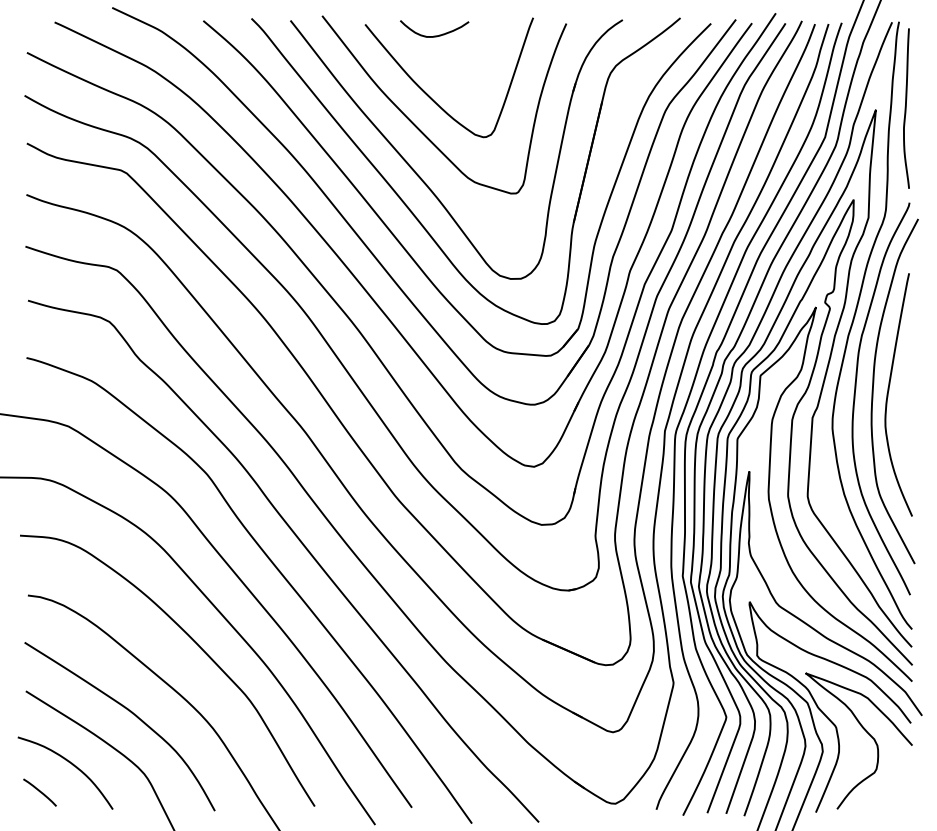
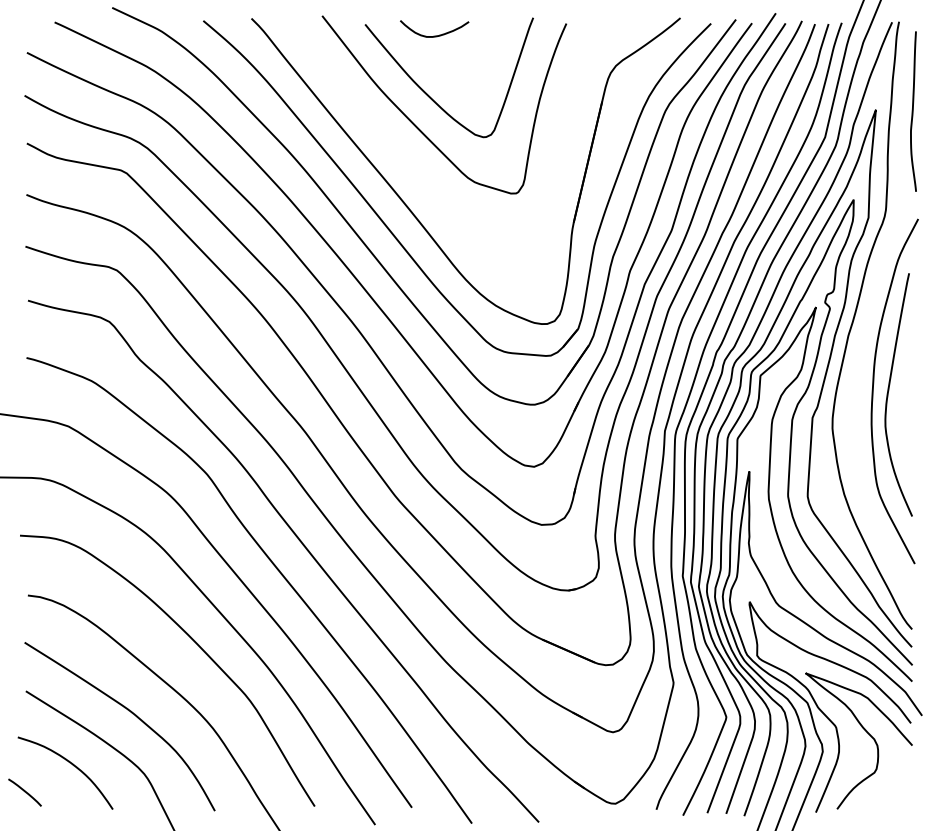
curve position: (906, 108) -> (913, 111) (913, 111)
part: present -> none (421, 177)
curve: present -> none (855, 398)
line position: (39, 792) -> (24, 792) (24, 792)
